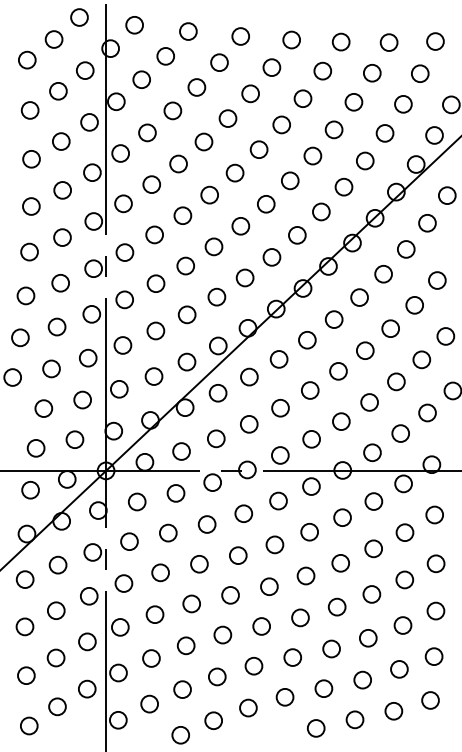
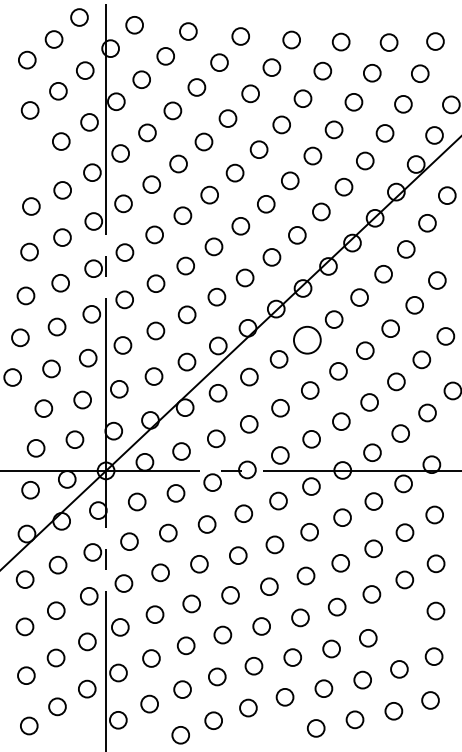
circle: present -> none (31, 159)
circle diameter: 17 px -> 27 px (306, 339)
circle: present -> none (402, 625)
